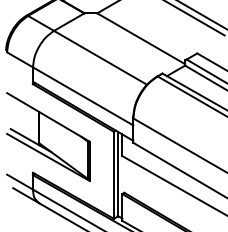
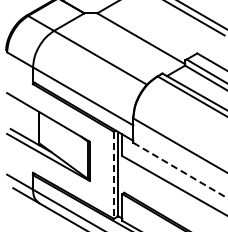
line: solid -> dashed (180, 170)
line: solid -> dashed (113, 175)
